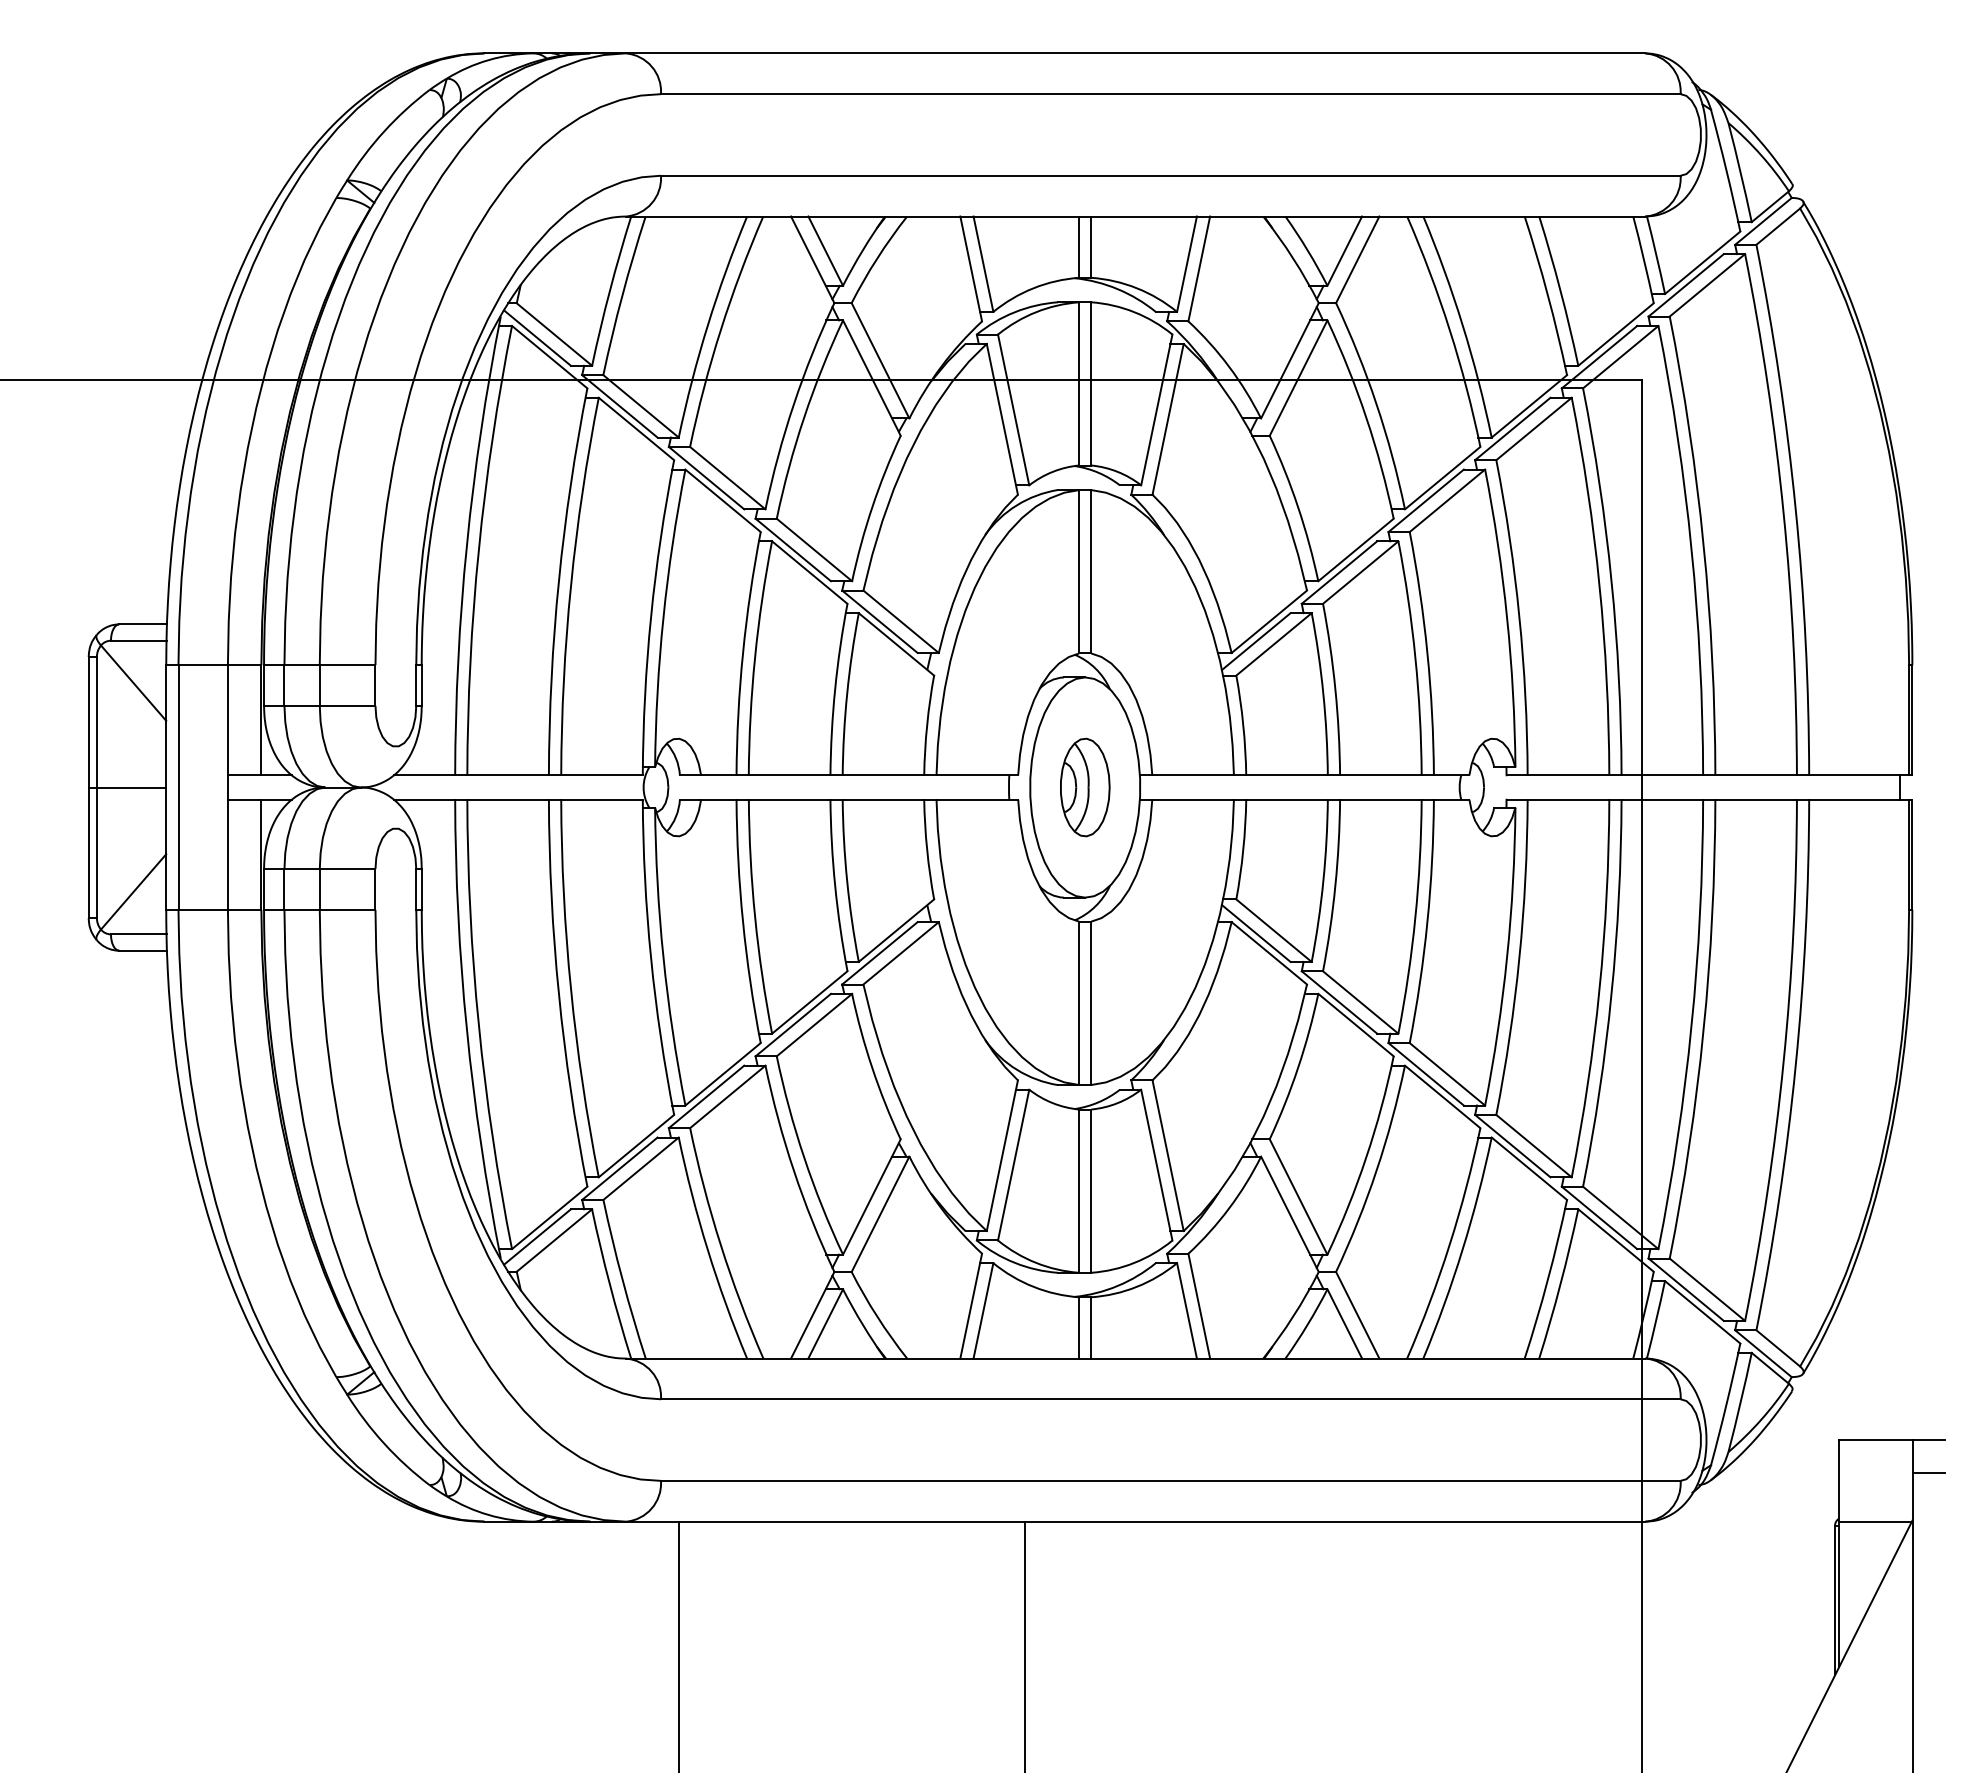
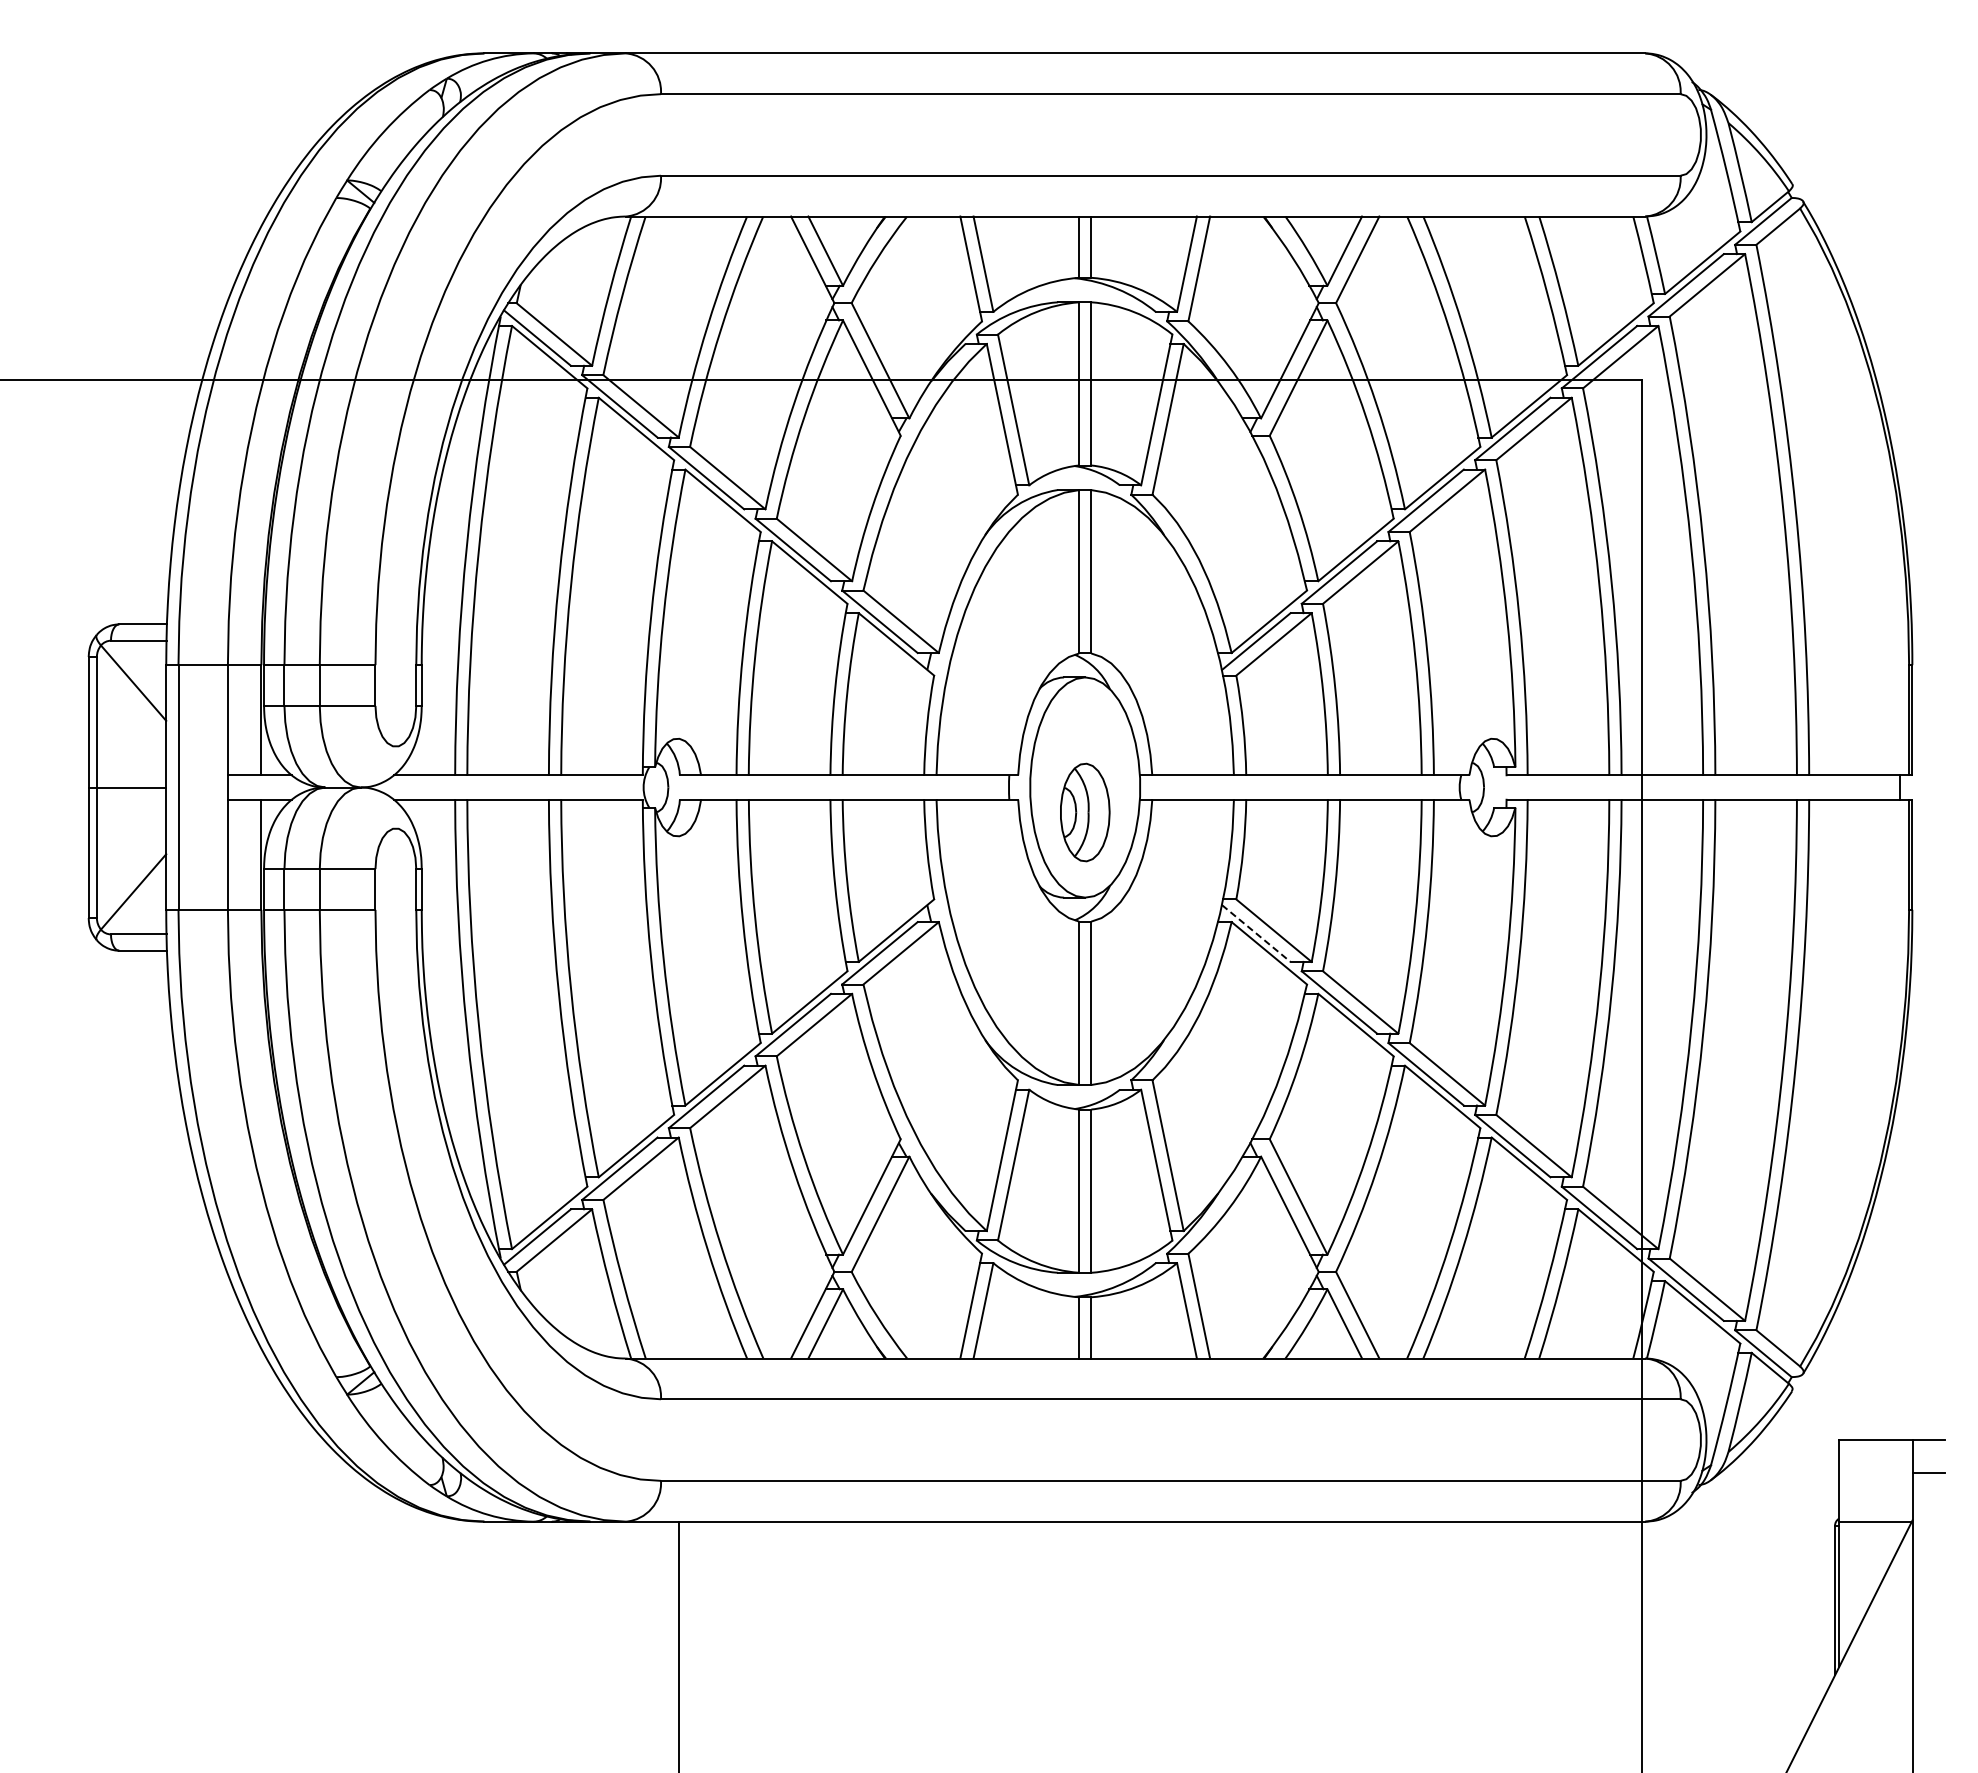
part position: (1085, 787) -> (1085, 812) (1085, 812)
line: solid -> dashed (1256, 933)
line: present -> none (1025, 1645)
